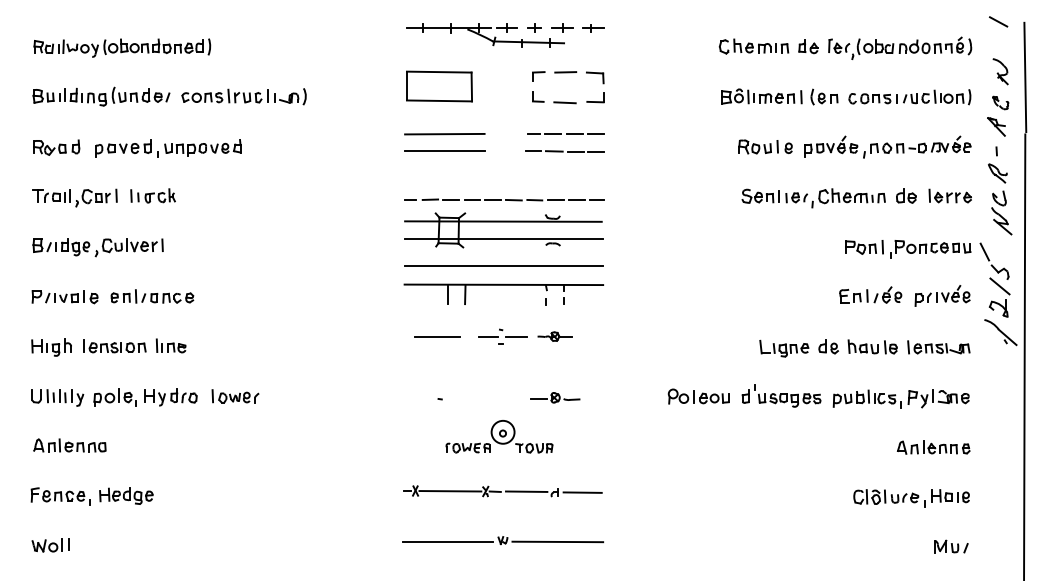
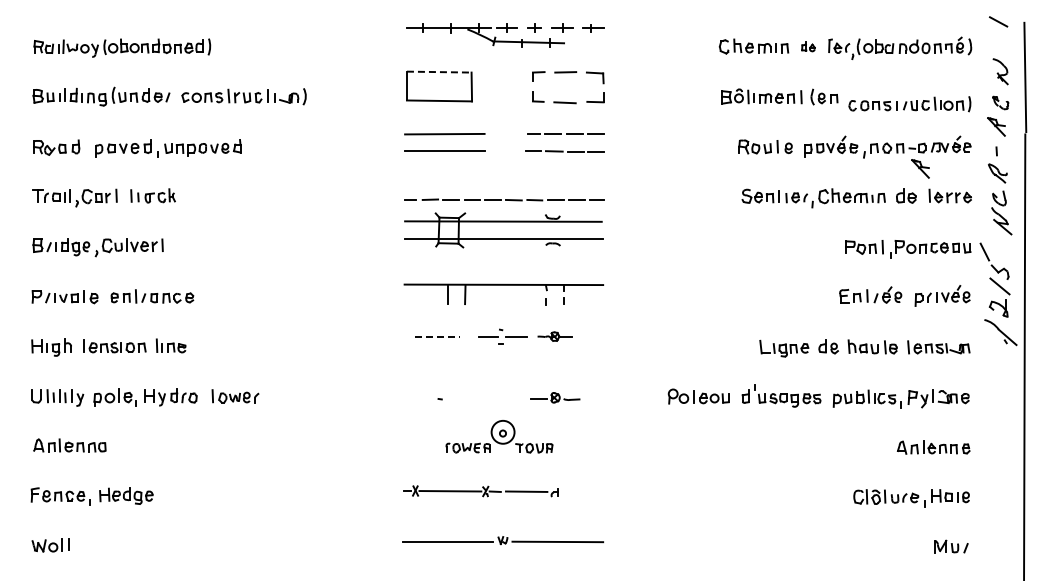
part size: 21x16 px -> 15x12 px (808, 46)
line: solid -> dashed (439, 72)
part position: (909, 97) -> (909, 104) (909, 104)
part: none -> present (920, 168)
line: present -> none (503, 266)
line: solid -> dashed (437, 336)
line: present -> none (582, 492)
